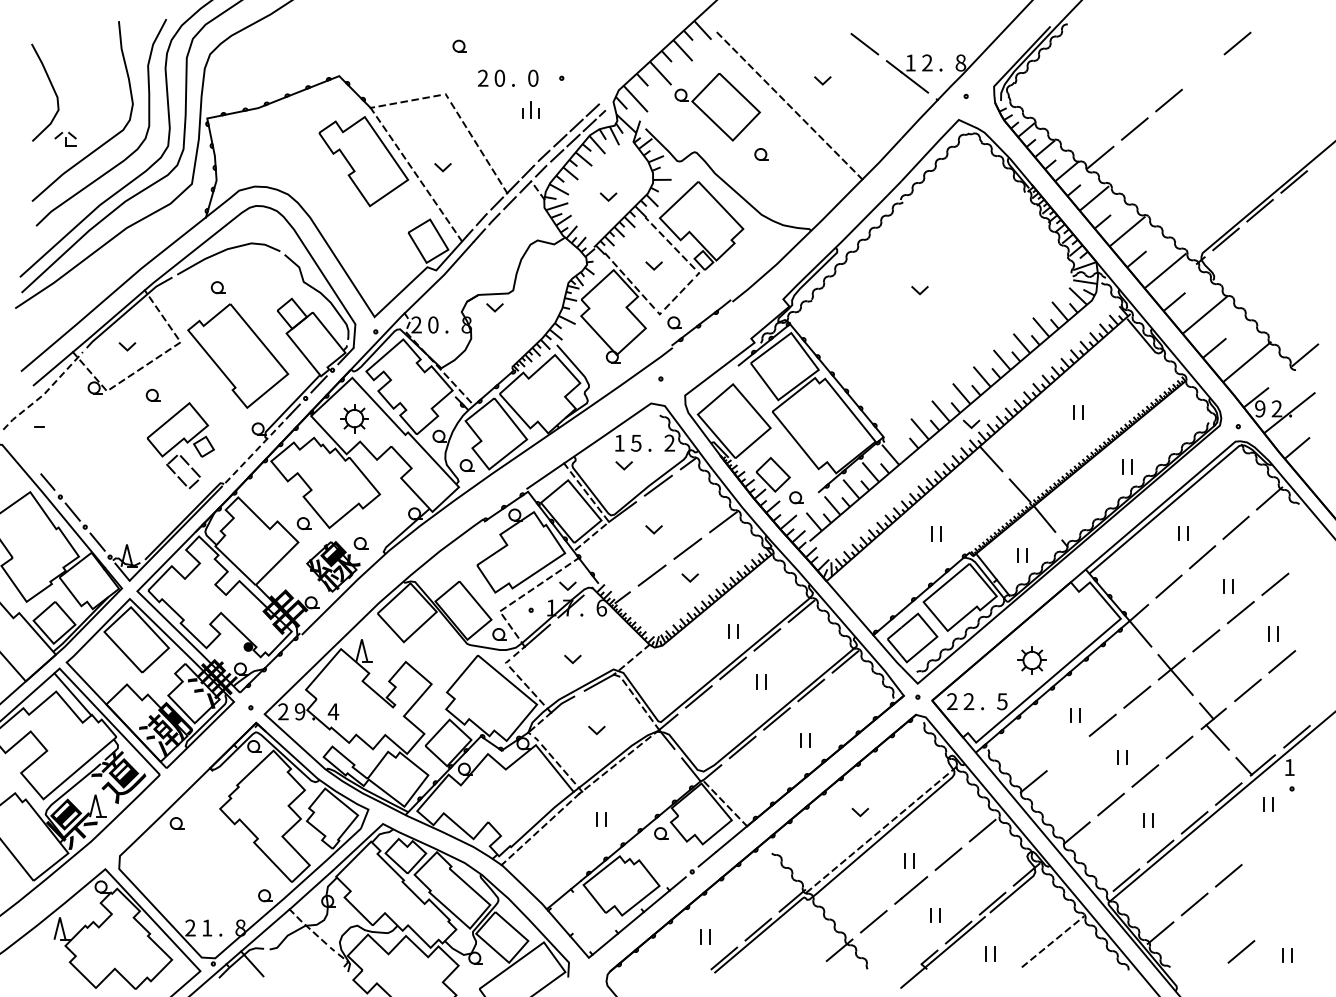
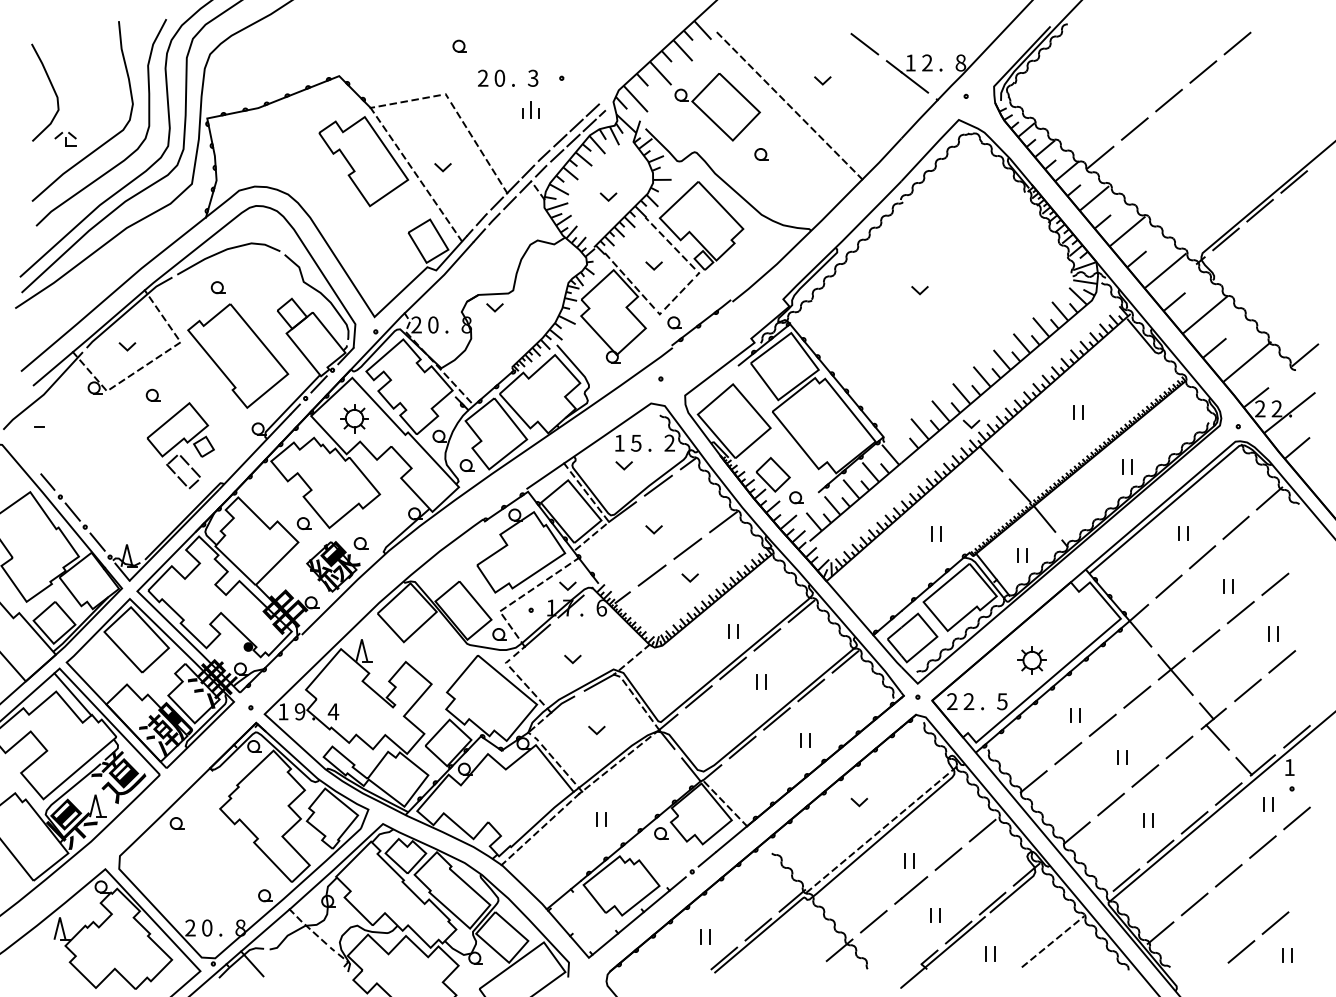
line: none -> present (1203, 71)
text: 0 -> 3 (532, 77)
line: dashed -> solid (44, 393)
text: 9 -> 2 (1260, 409)
line: dashed -> solid (254, 452)
text: 2 -> 1 (283, 711)
line: none -> present (1068, 753)
line position: (859, 813) -> (858, 803) (858, 803)
line: none -> present (1296, 818)
line: none -> present (1262, 846)
line: none -> present (1275, 922)
text: 1 -> 0 (207, 927)
